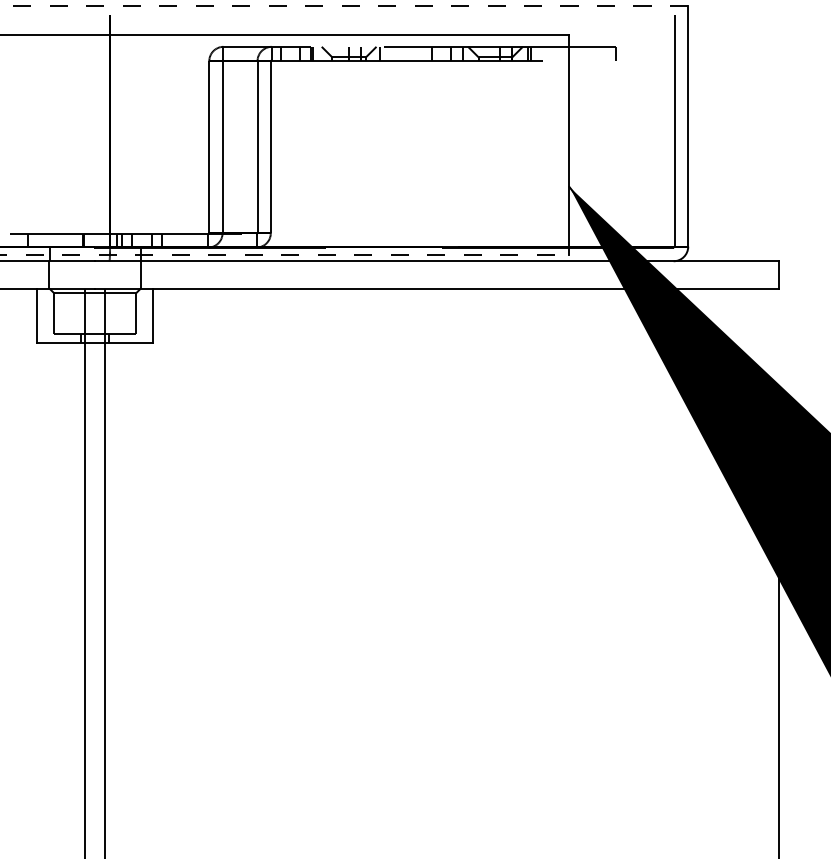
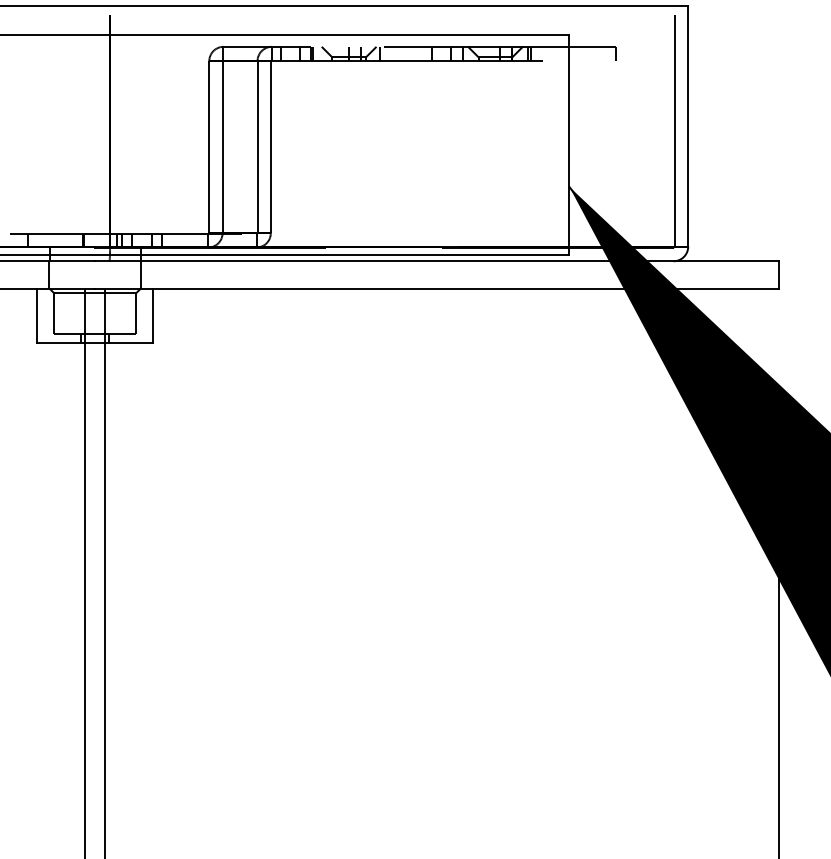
line: dashed -> solid (344, 5)
line: dashed -> solid (285, 254)
